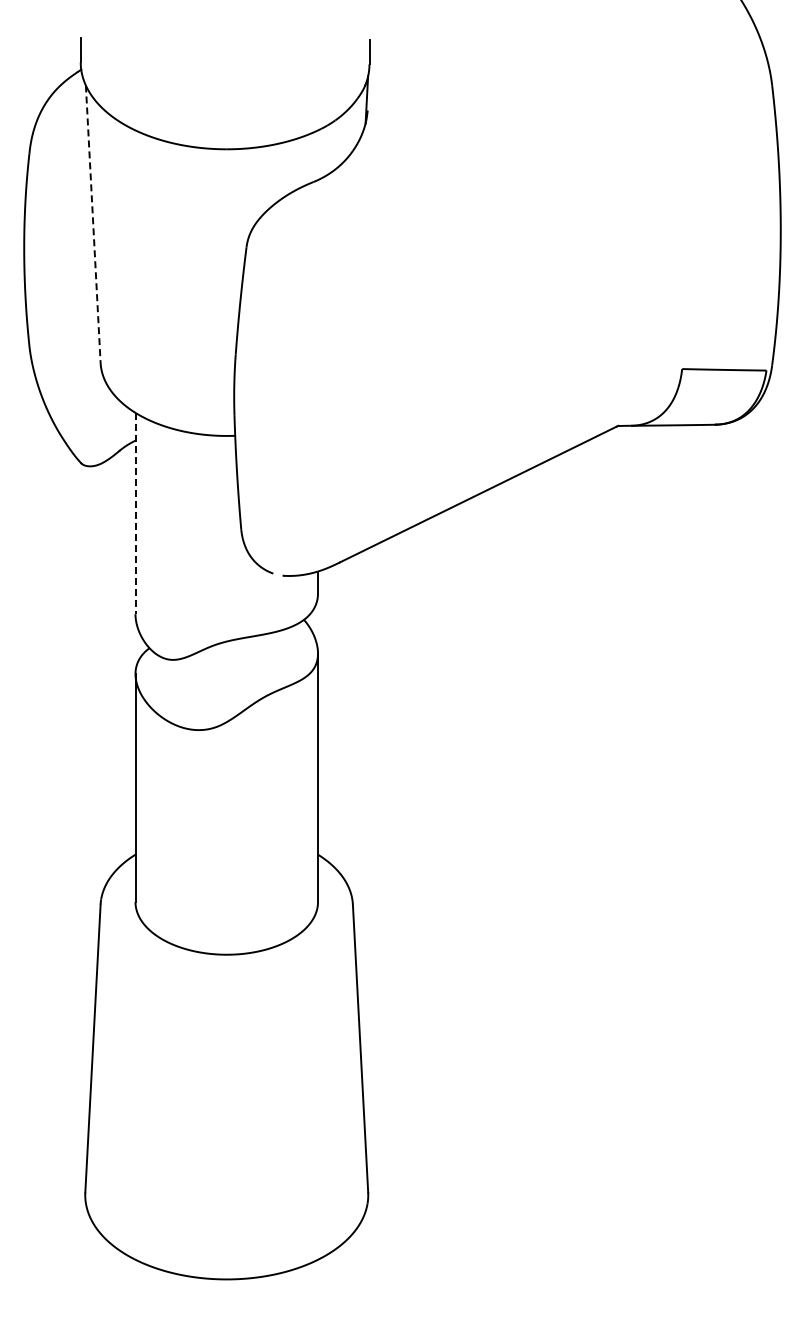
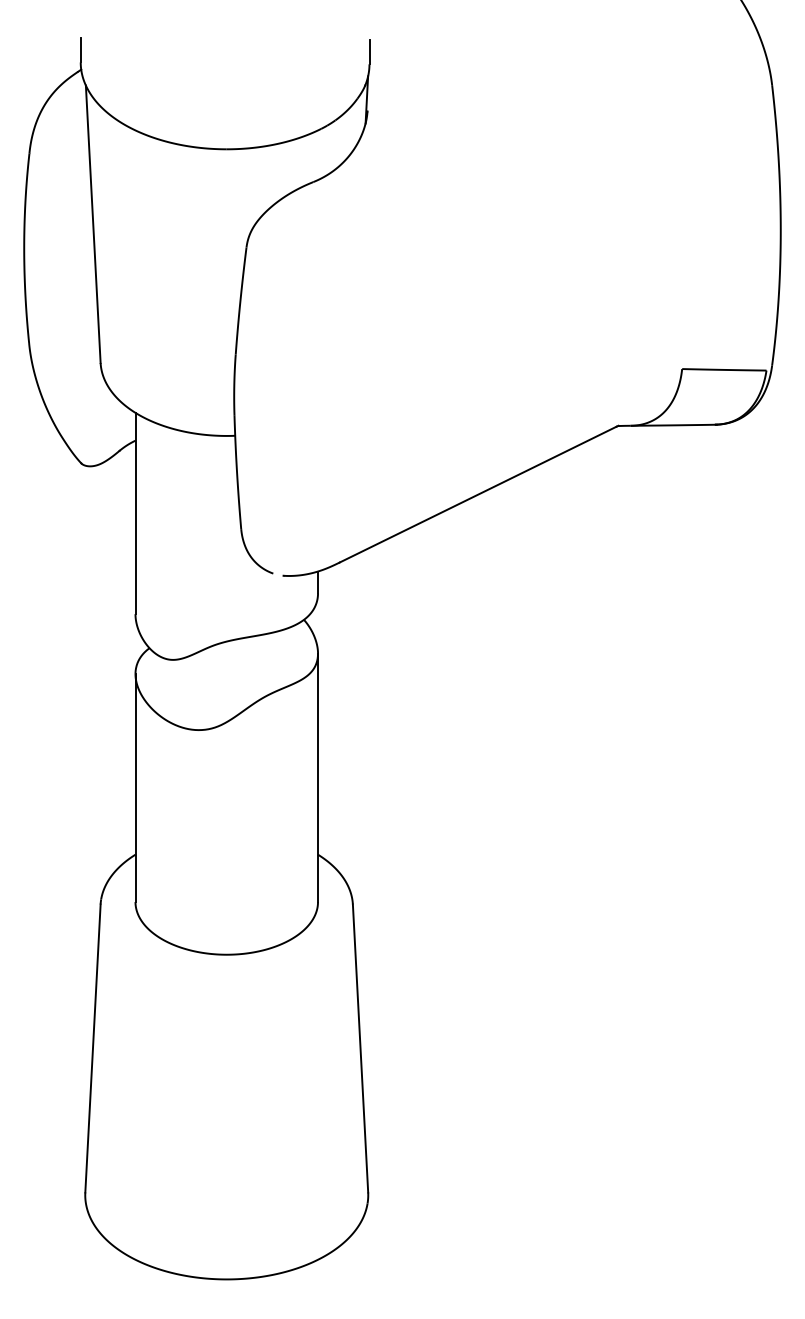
line: dashed -> solid (93, 224)
line: dashed -> solid (135, 513)
